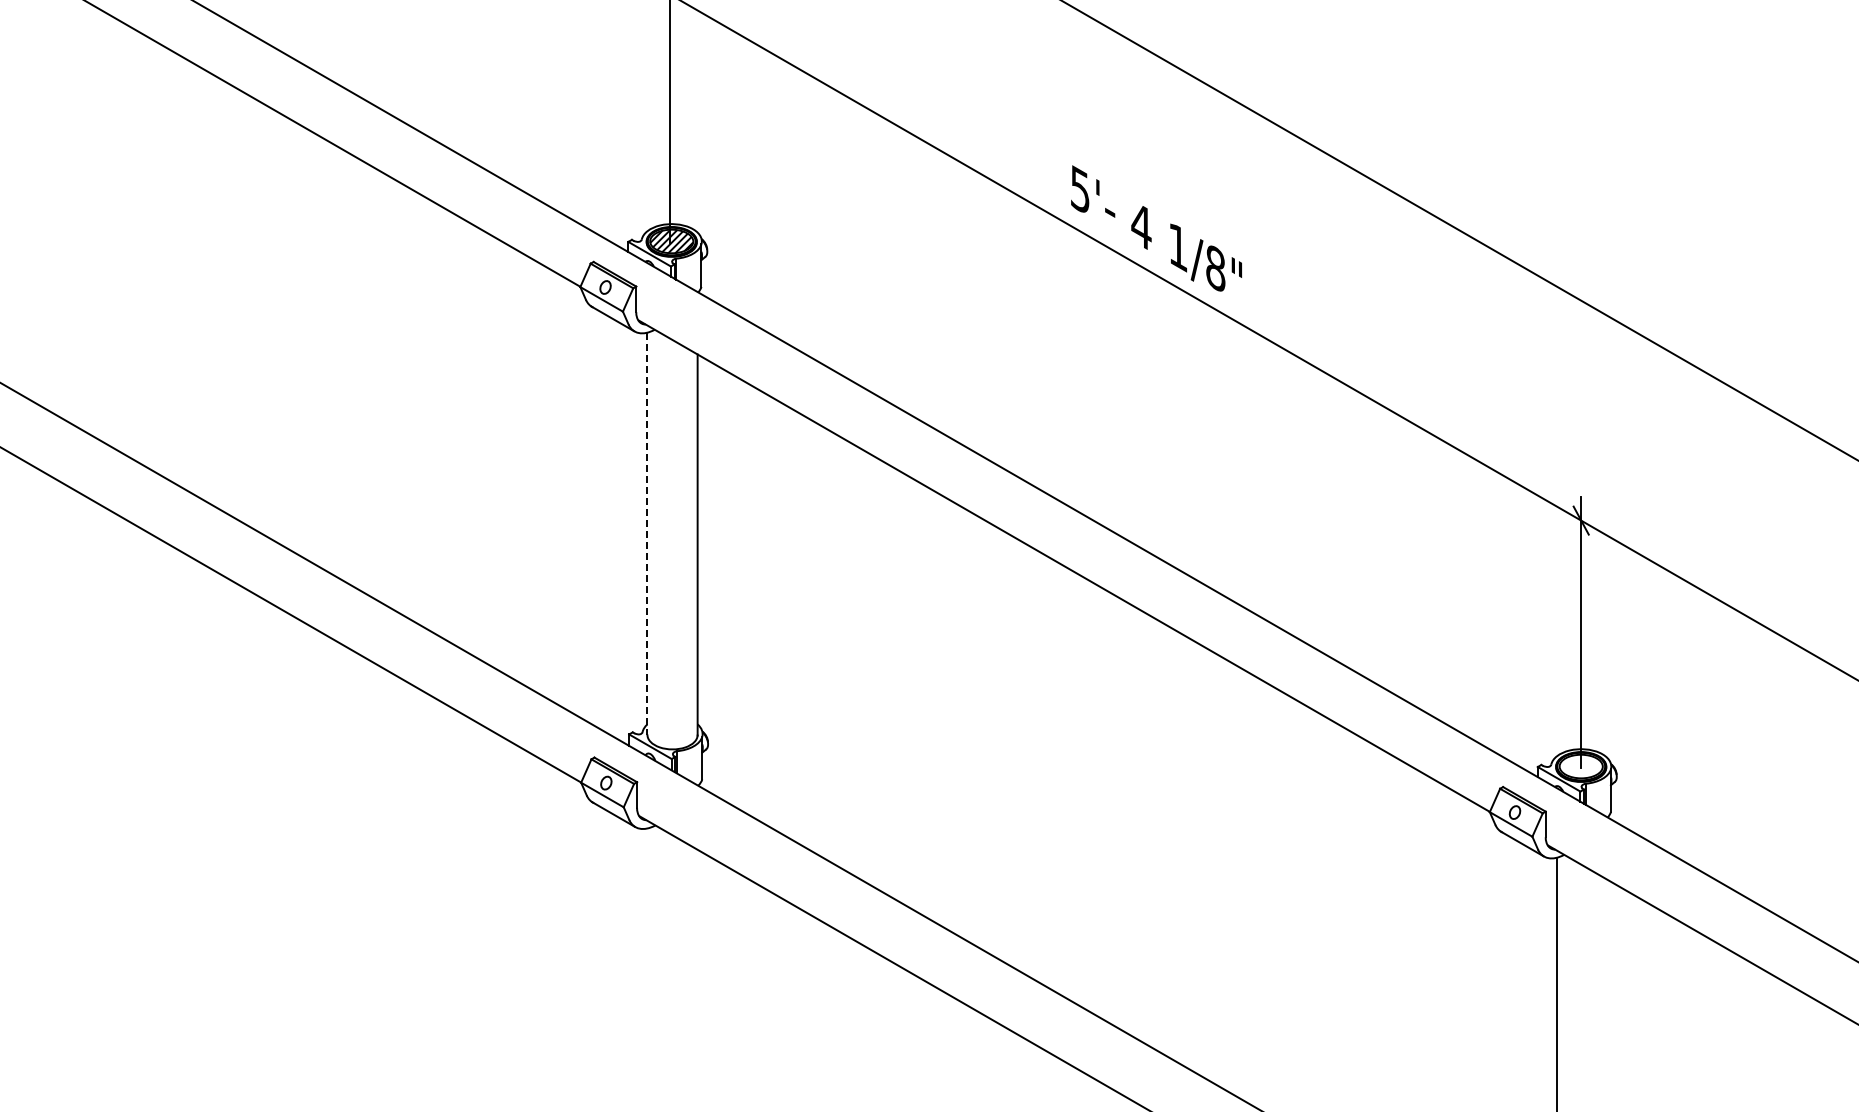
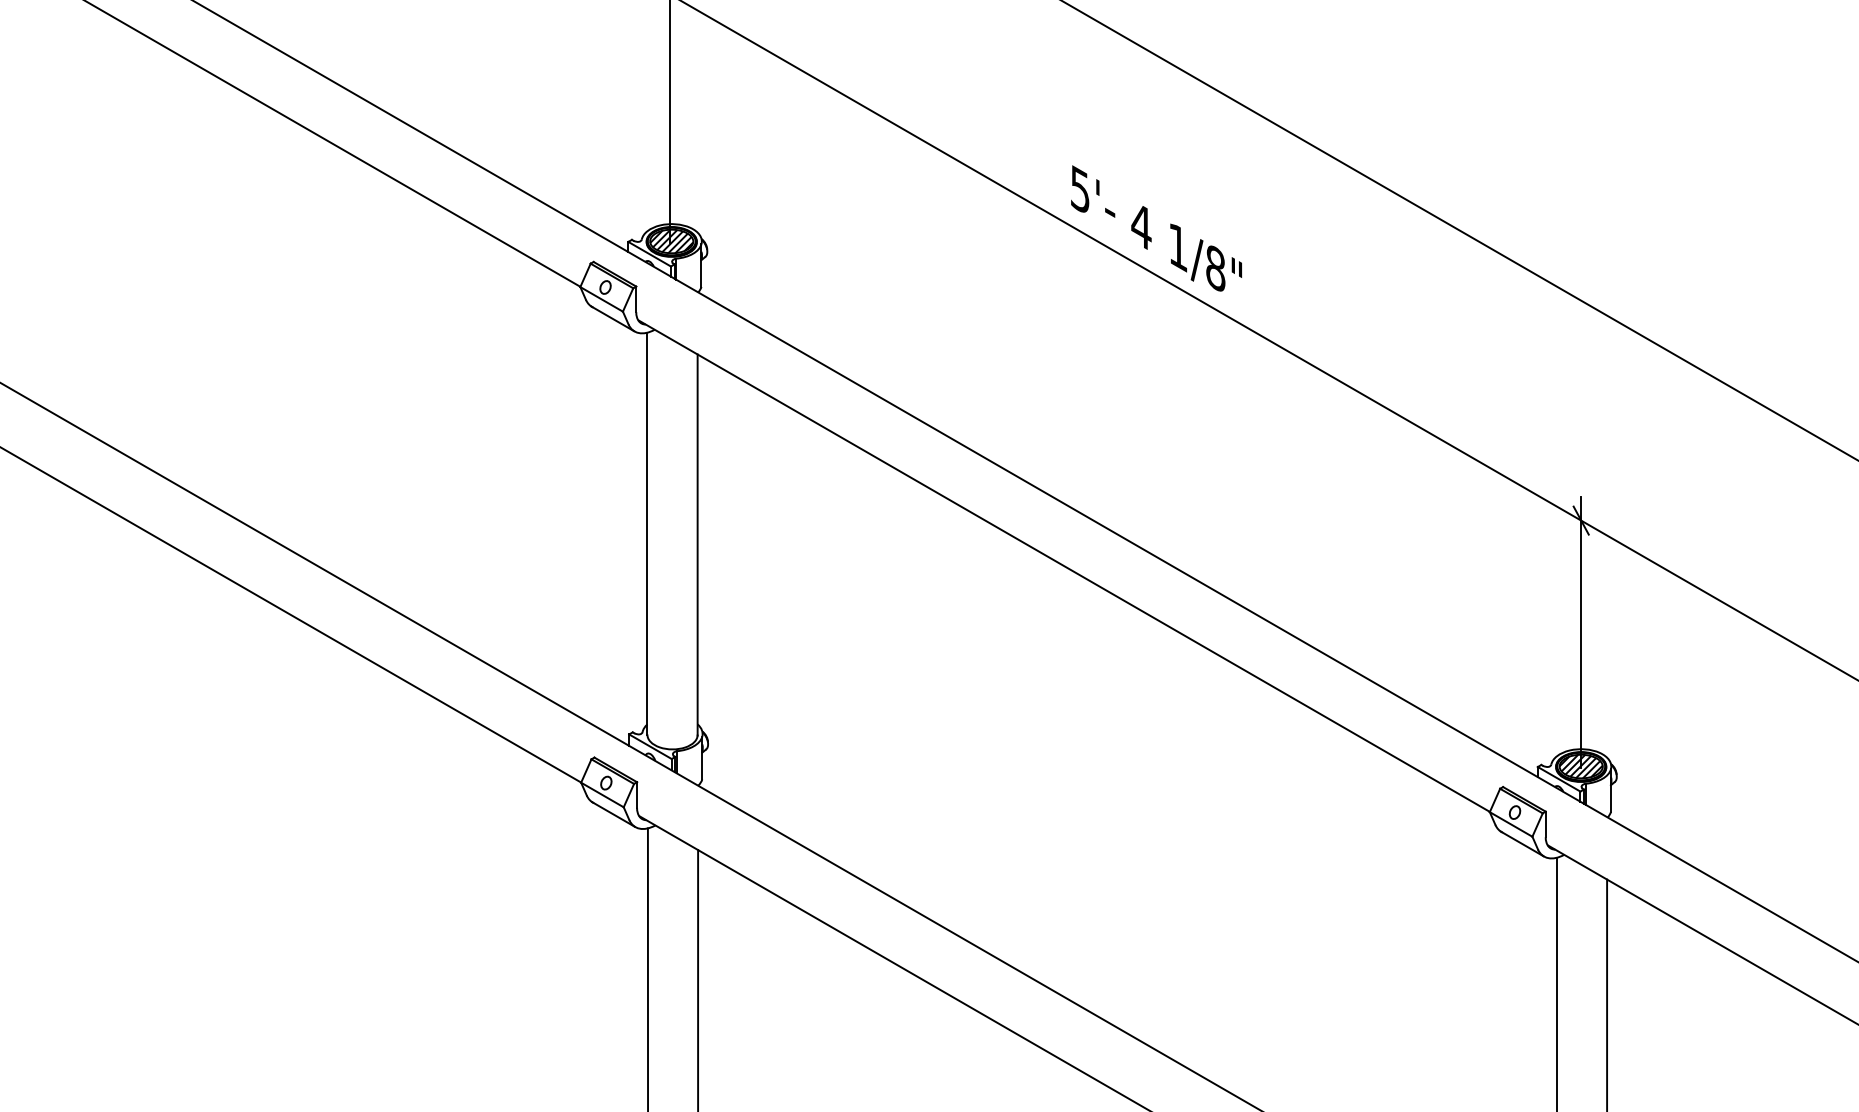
line: dashed -> solid (647, 534)
hatch: none -> present (1580, 766)
line: none -> present (647, 968)
line: none -> present (698, 979)
line: none -> present (1607, 993)
